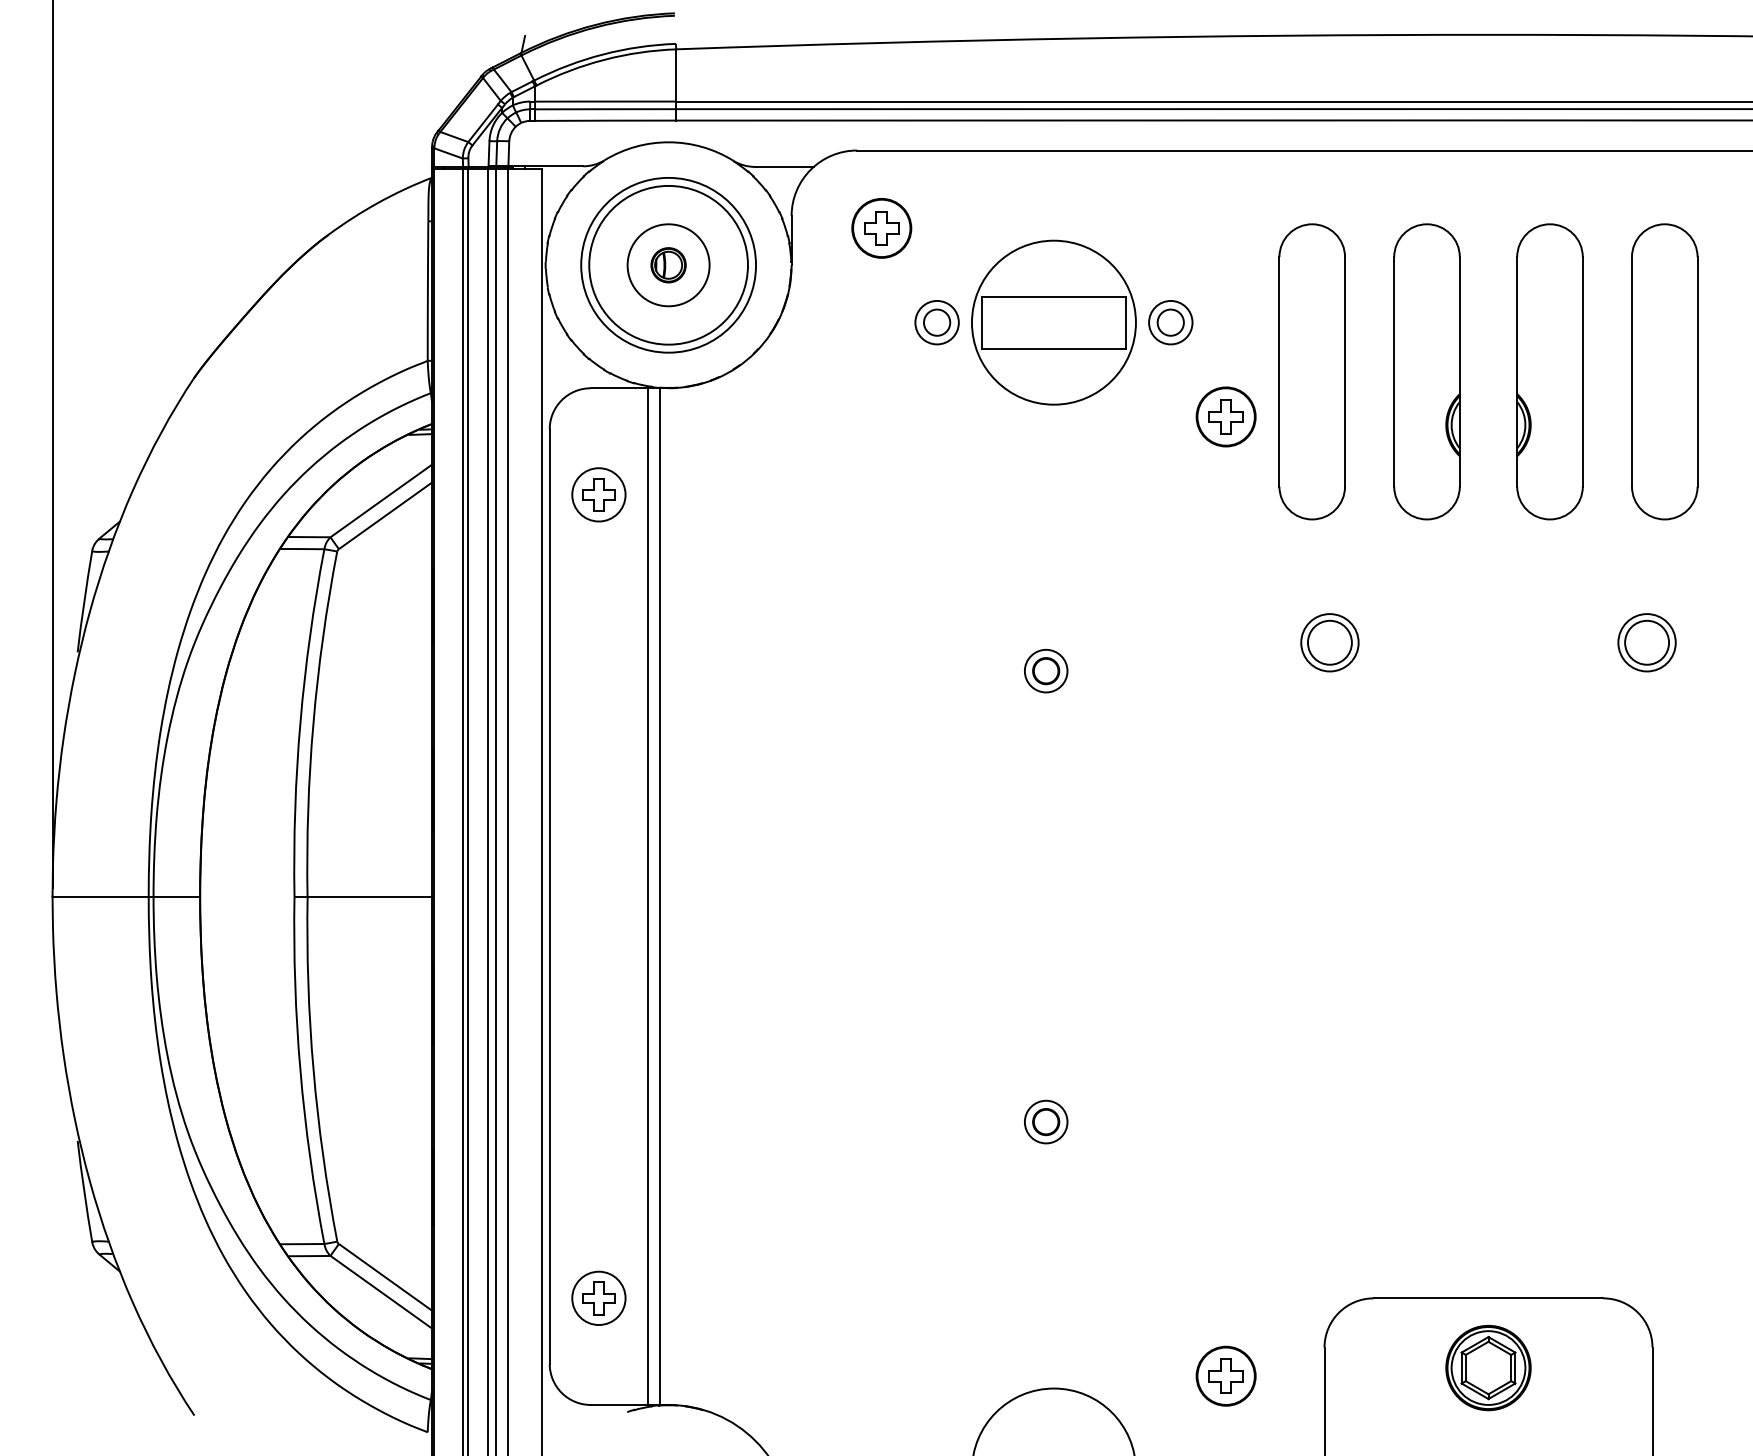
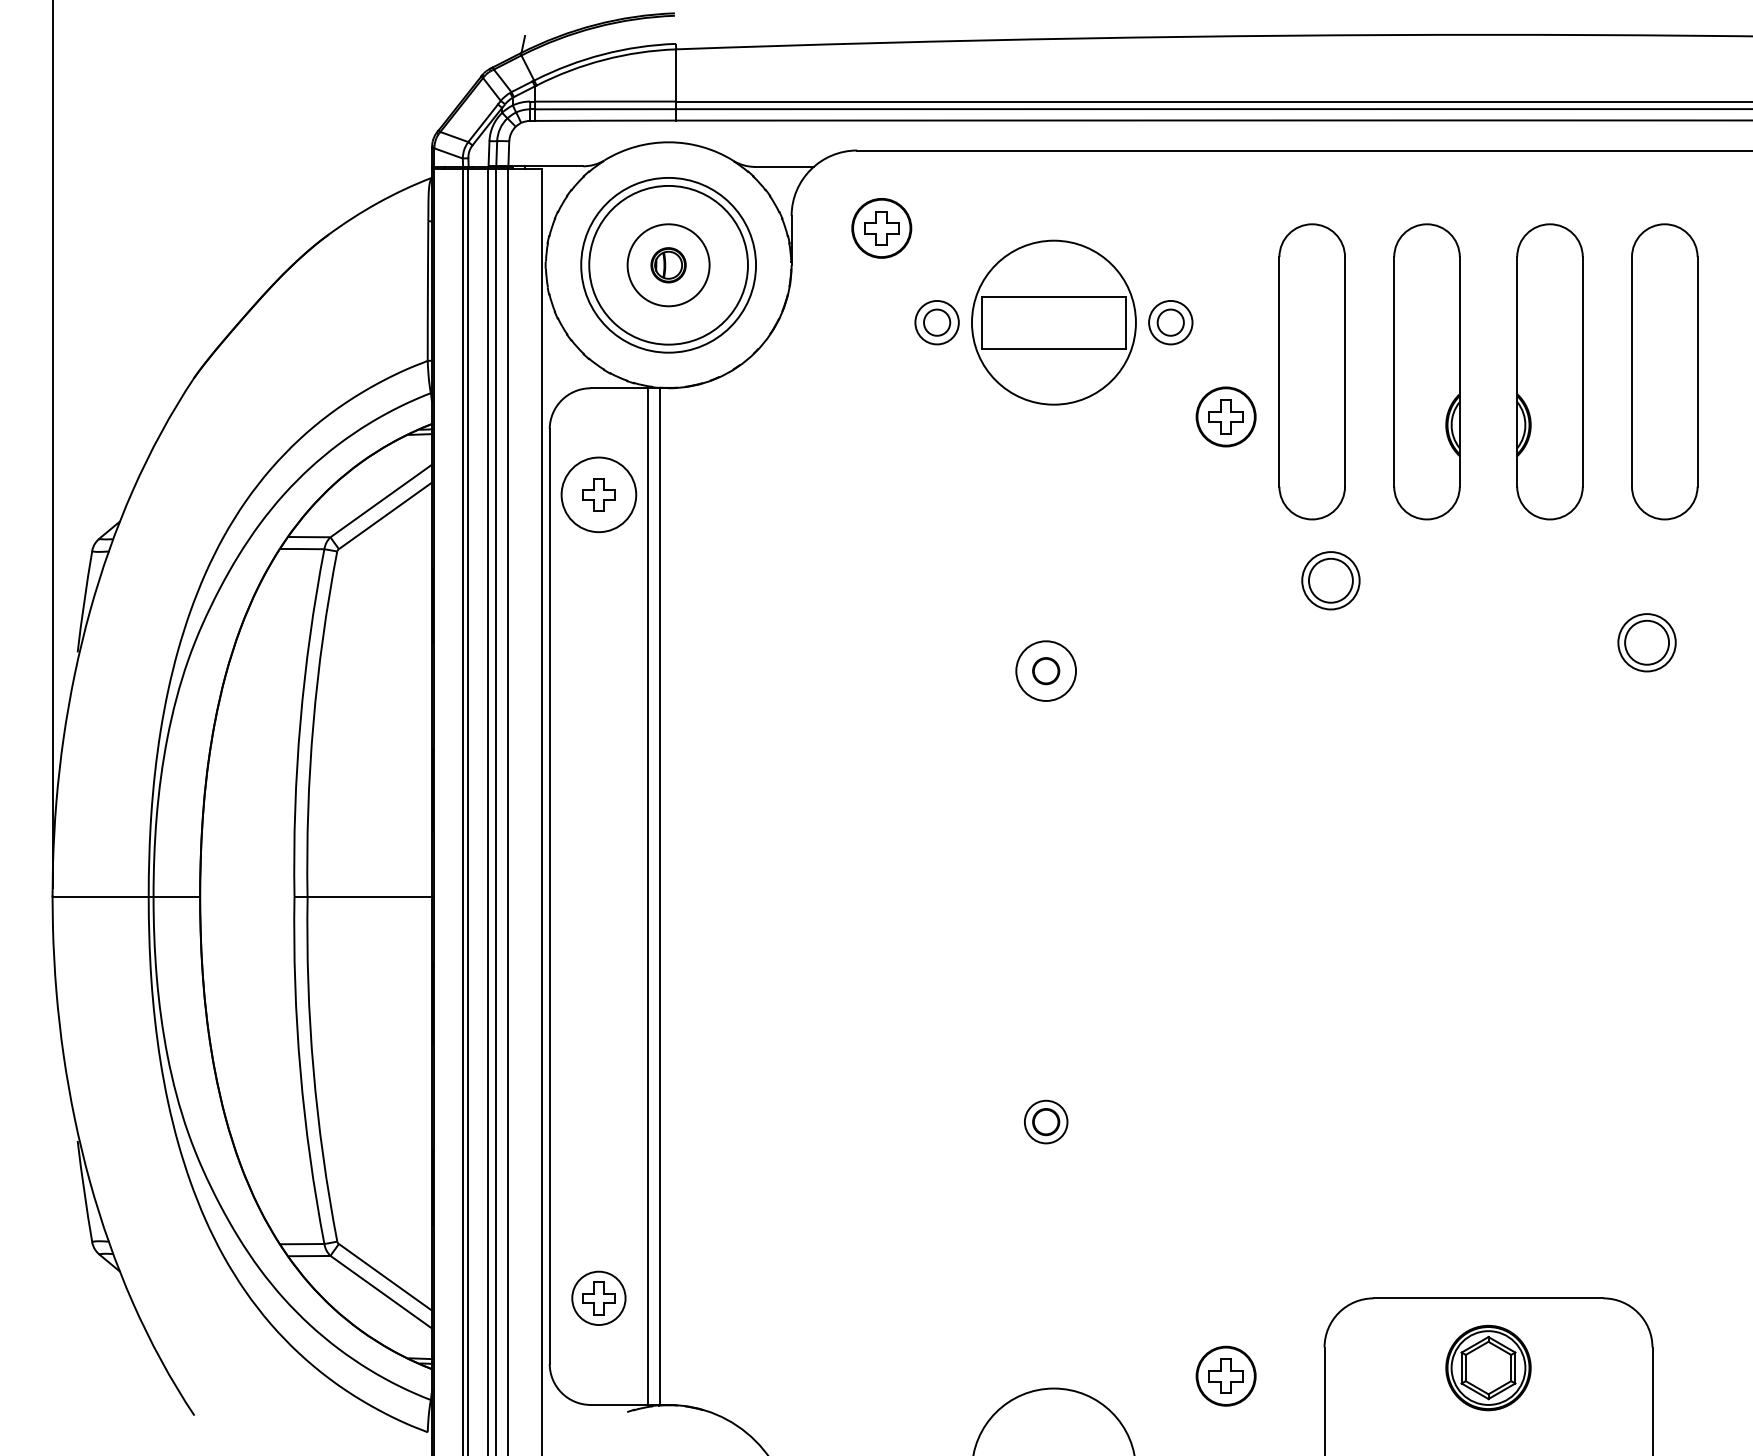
circle diameter: 53 px -> 75 px (598, 494)
part position: (1329, 642) -> (1330, 580) (1330, 580)
circle diameter: 43 px -> 60 px (1046, 670)
